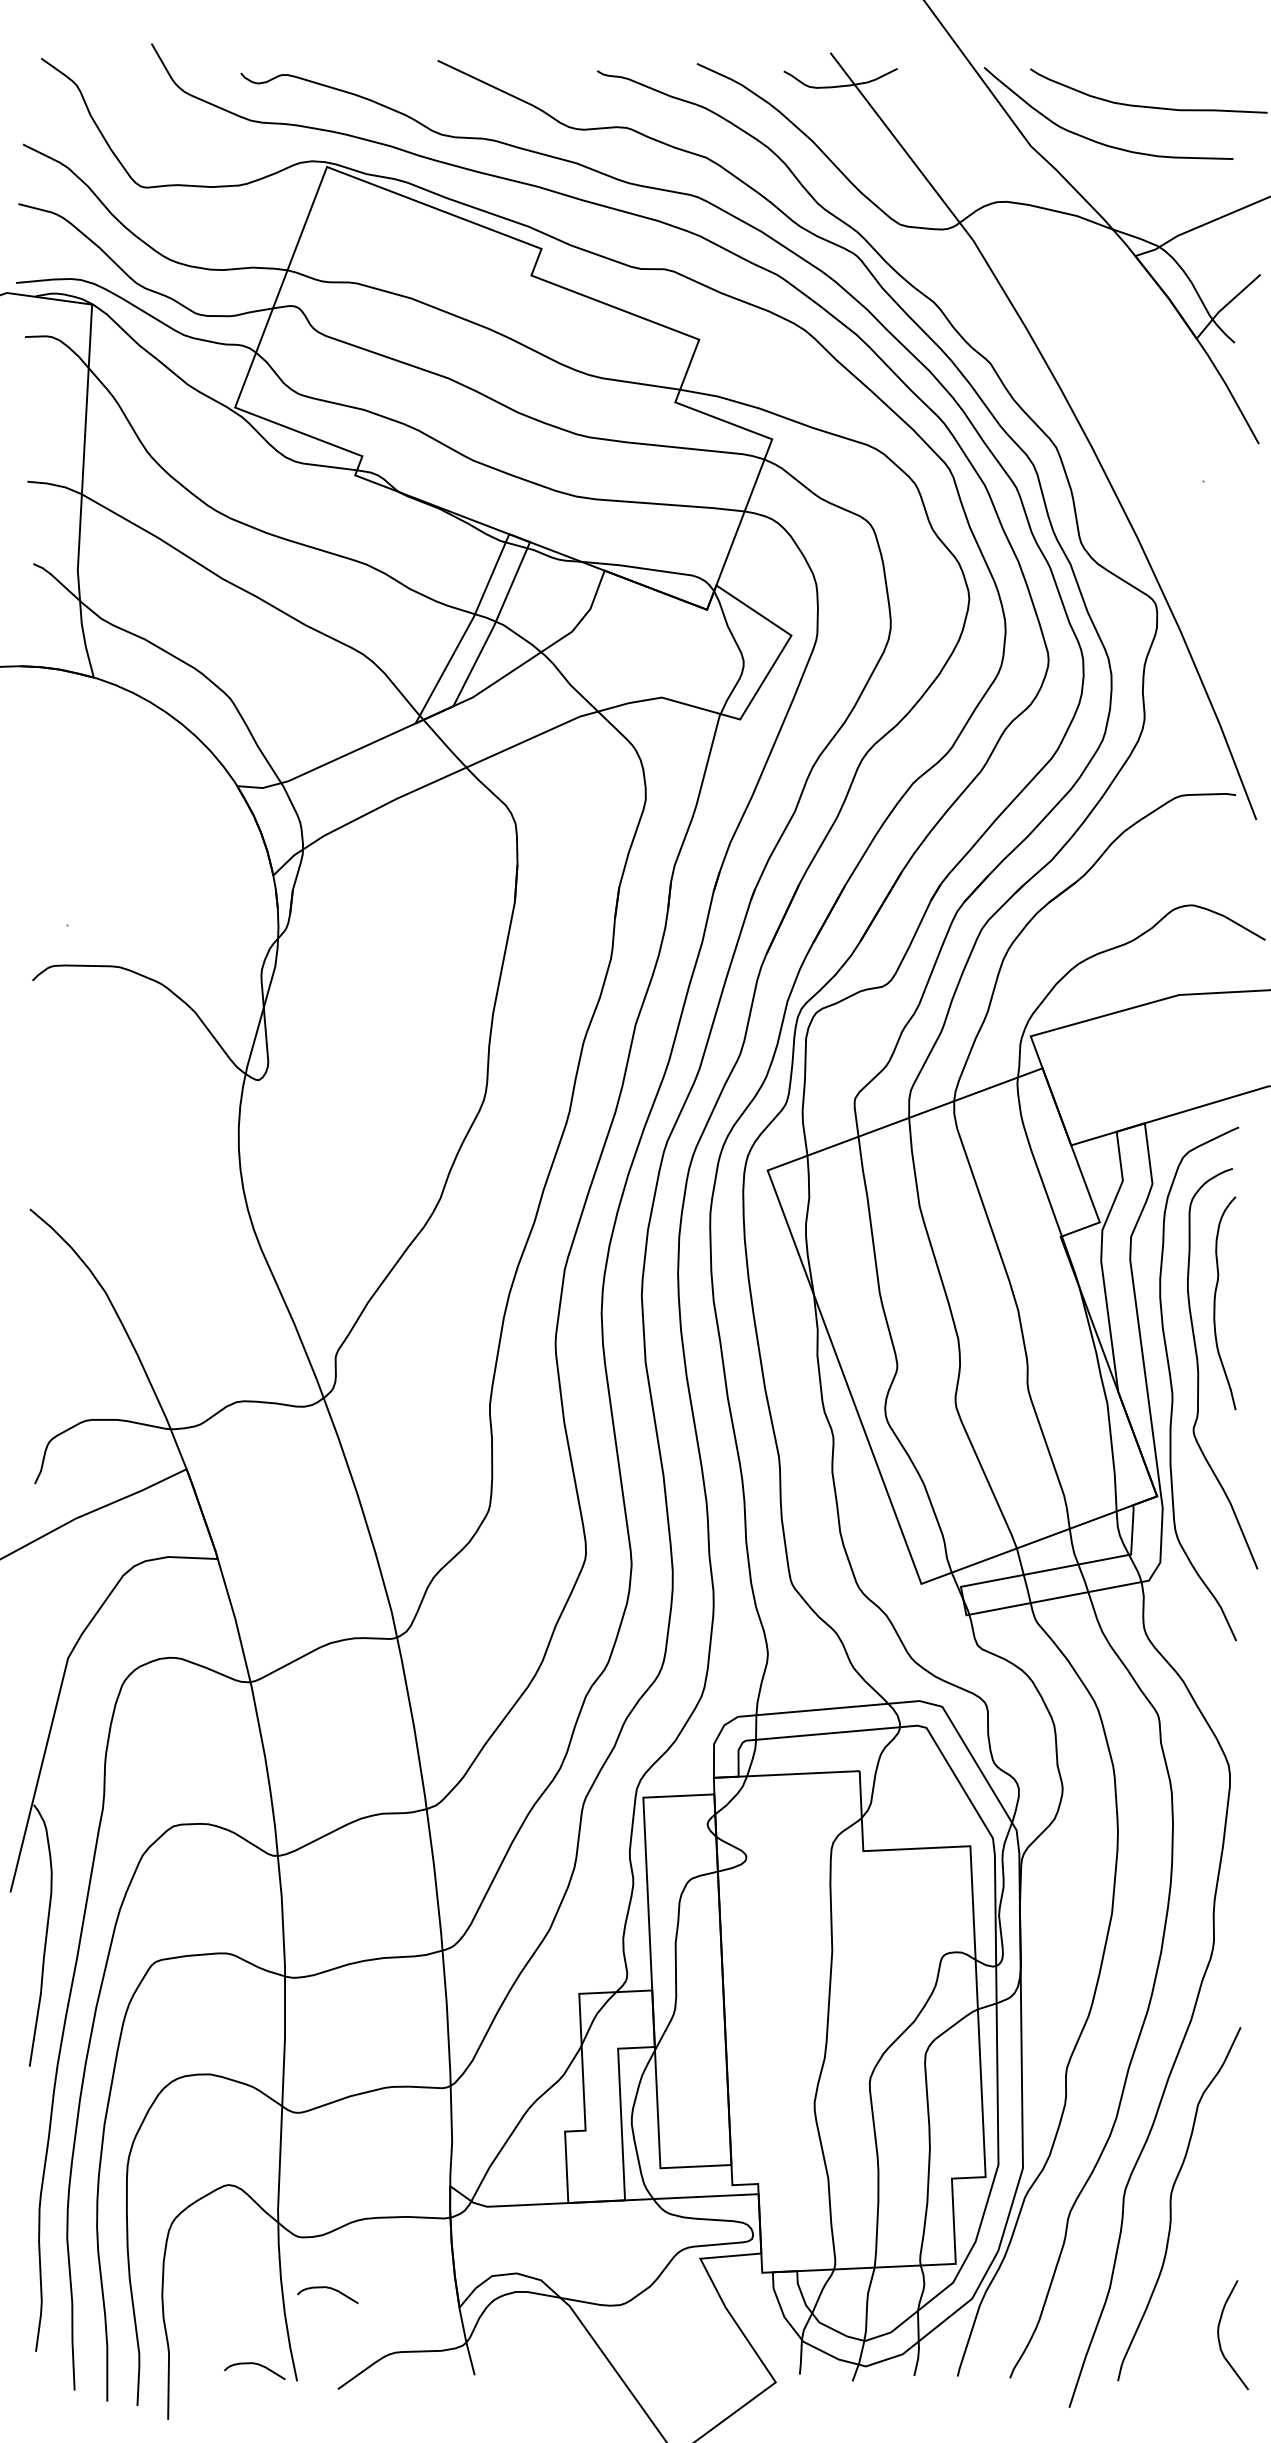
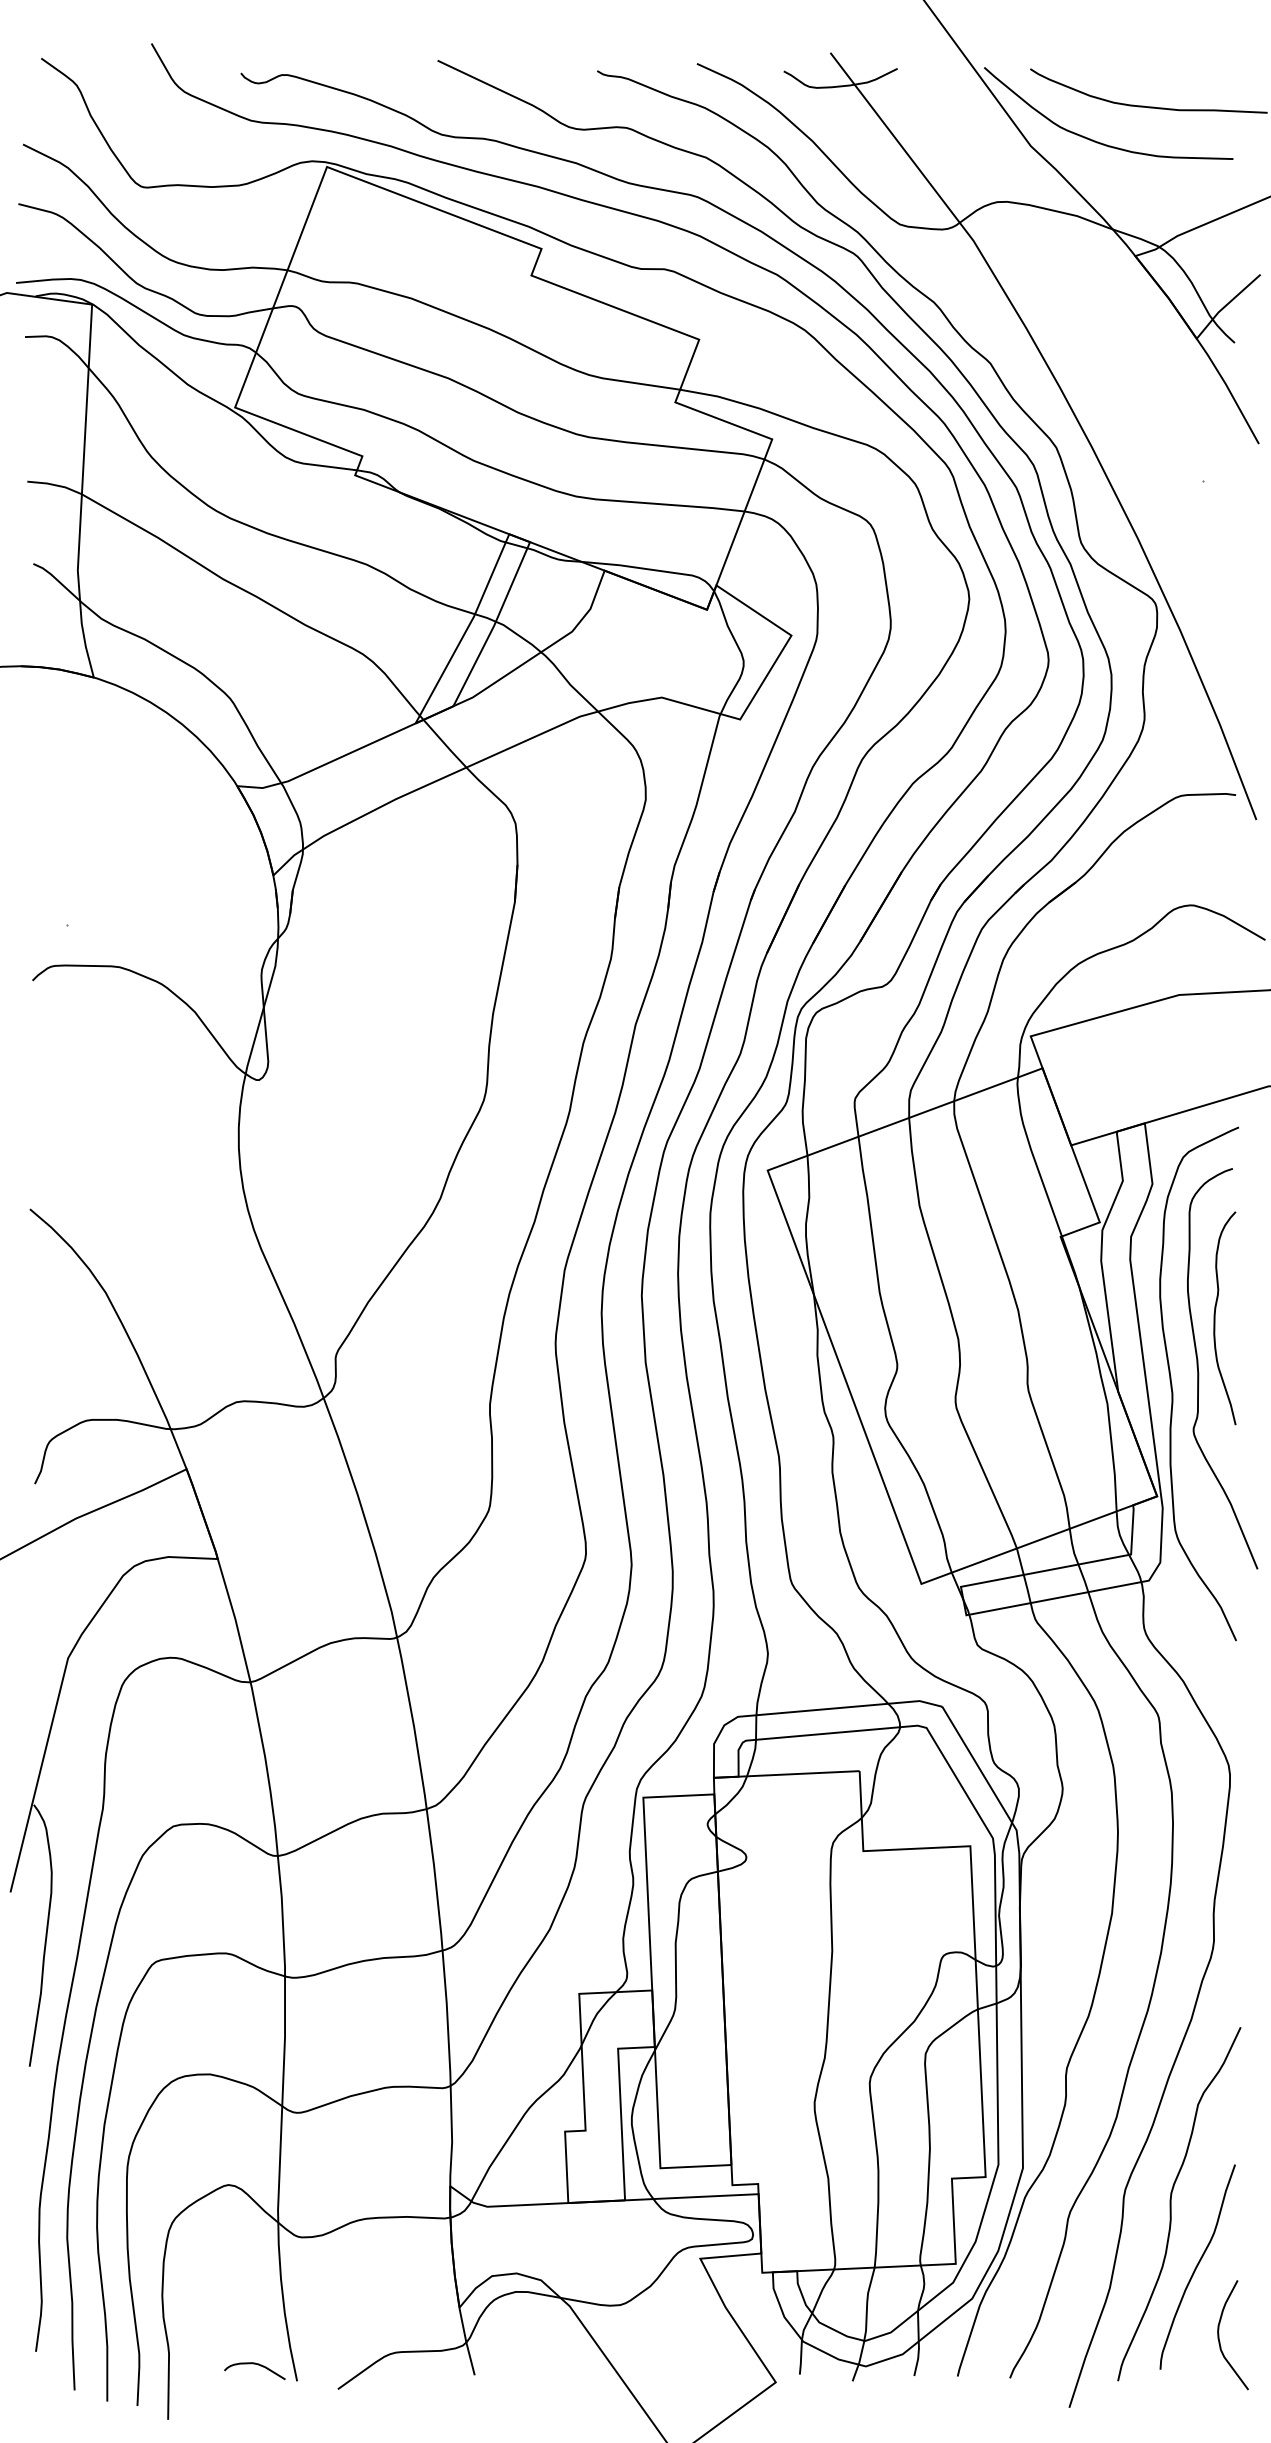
curve position: (1215, 1303) -> (1215, 1318) (1215, 1318)
curve: none -> present (1197, 2266)
curve: present -> none (330, 2289)
